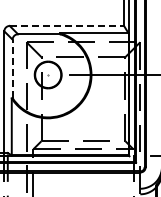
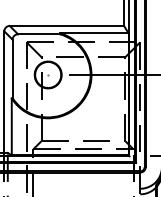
line: dashed -> solid (67, 25)
line: dashed -> solid (12, 68)
